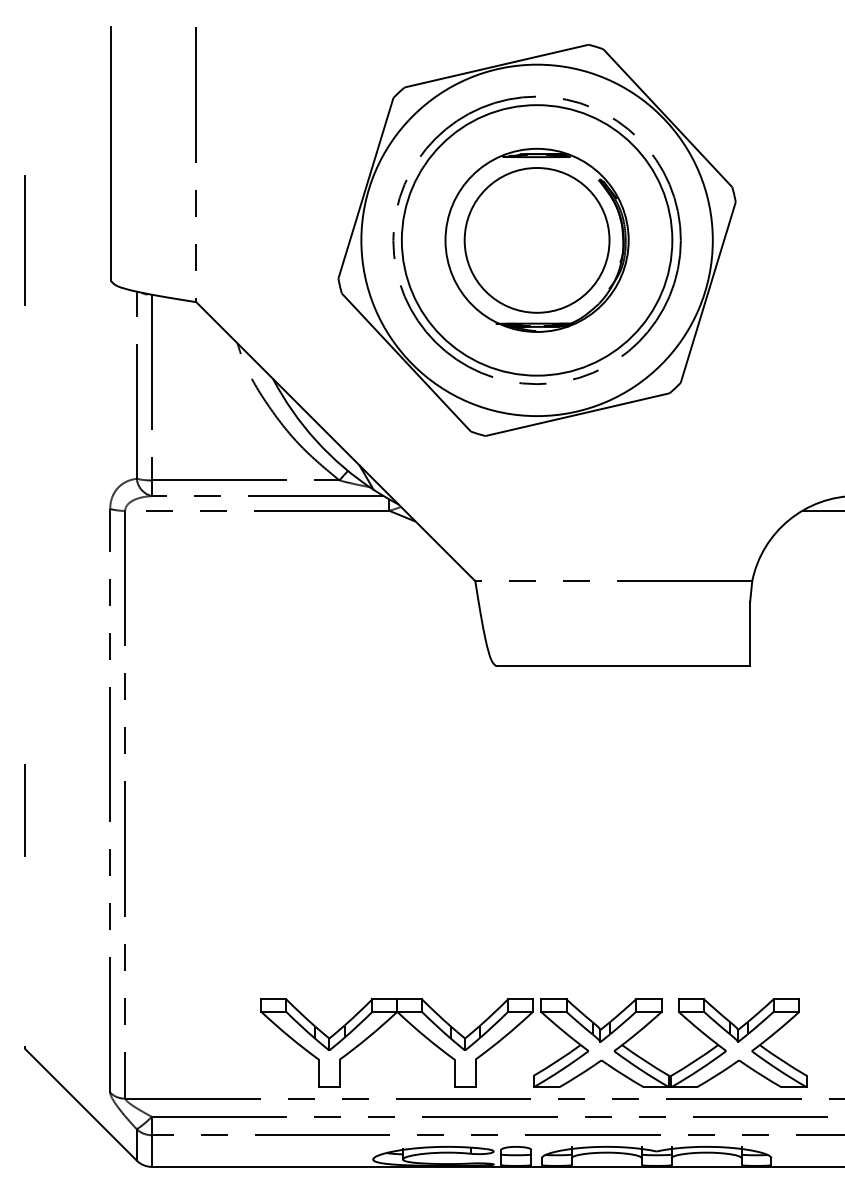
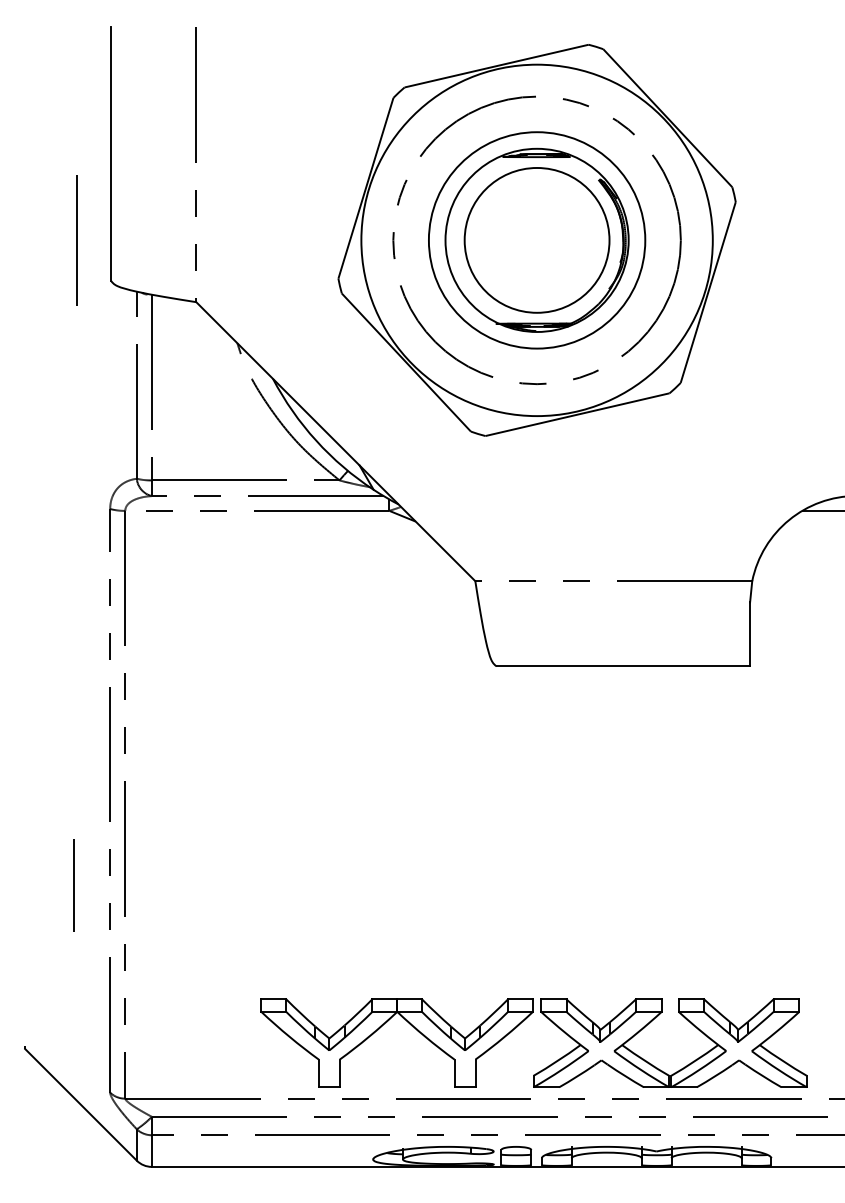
line position: (24, 240) -> (76, 240) (76, 240)
circle diameter: 270 px -> 216 px (536, 240)
line position: (24, 810) -> (73, 885) (73, 885)
